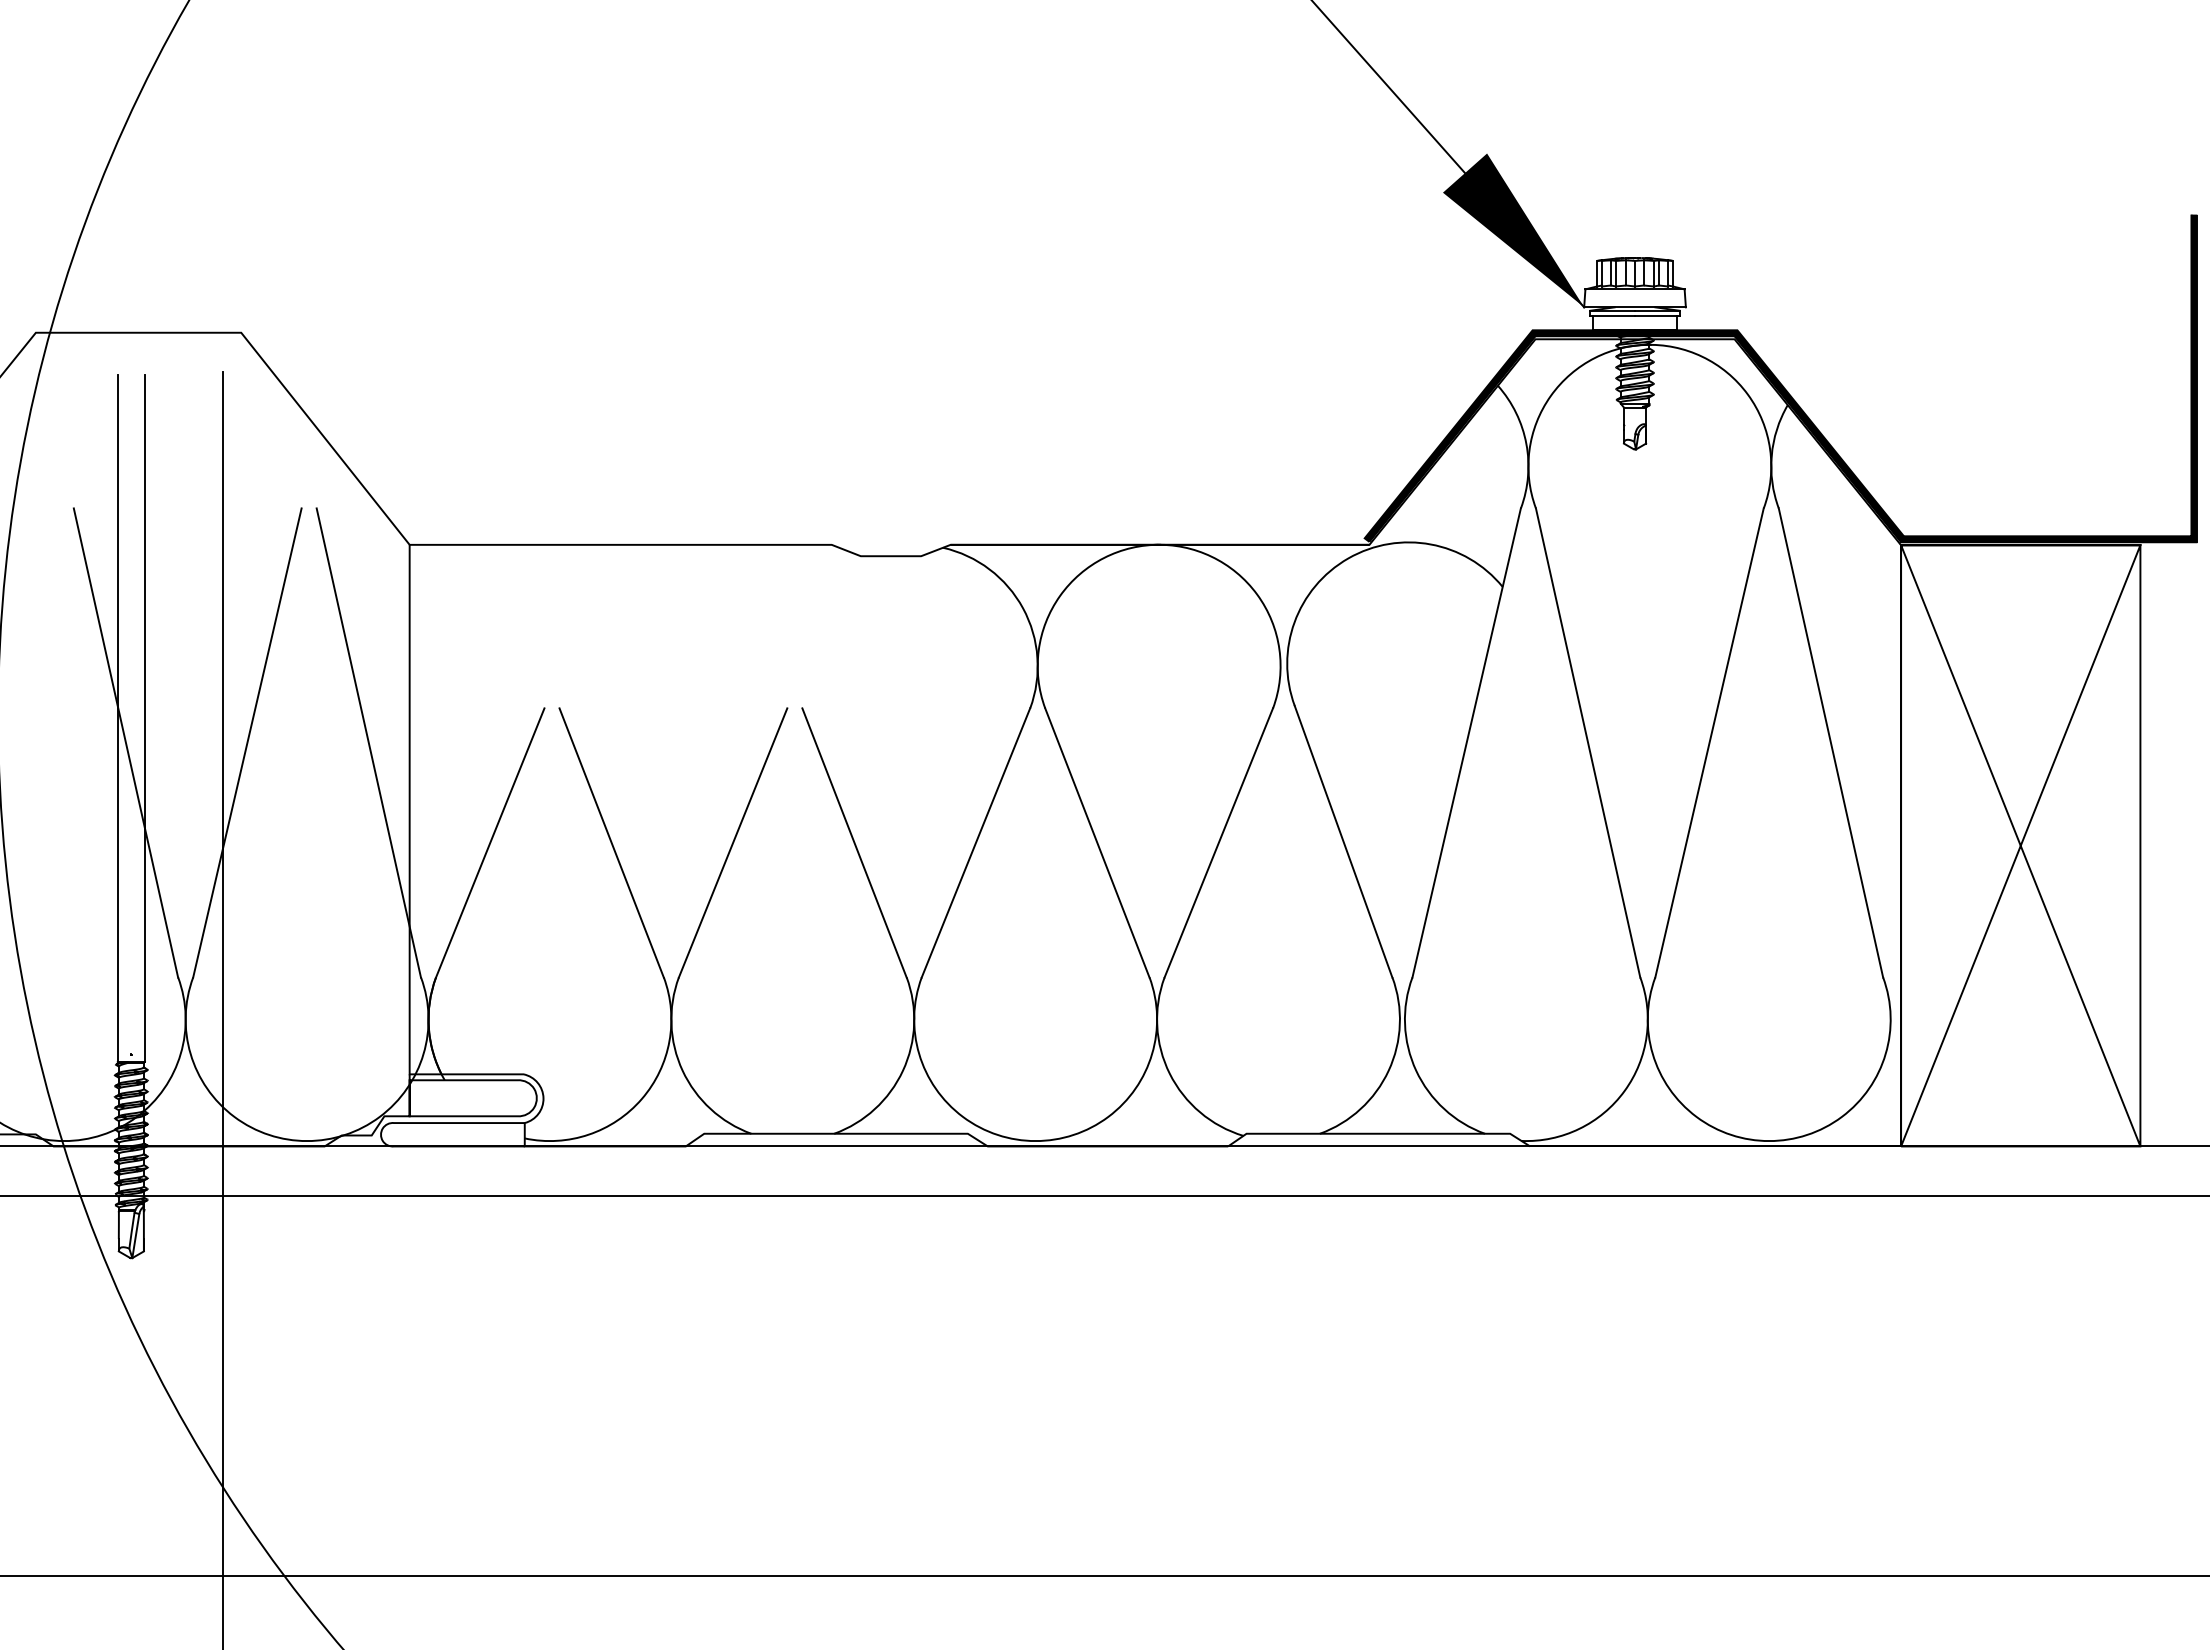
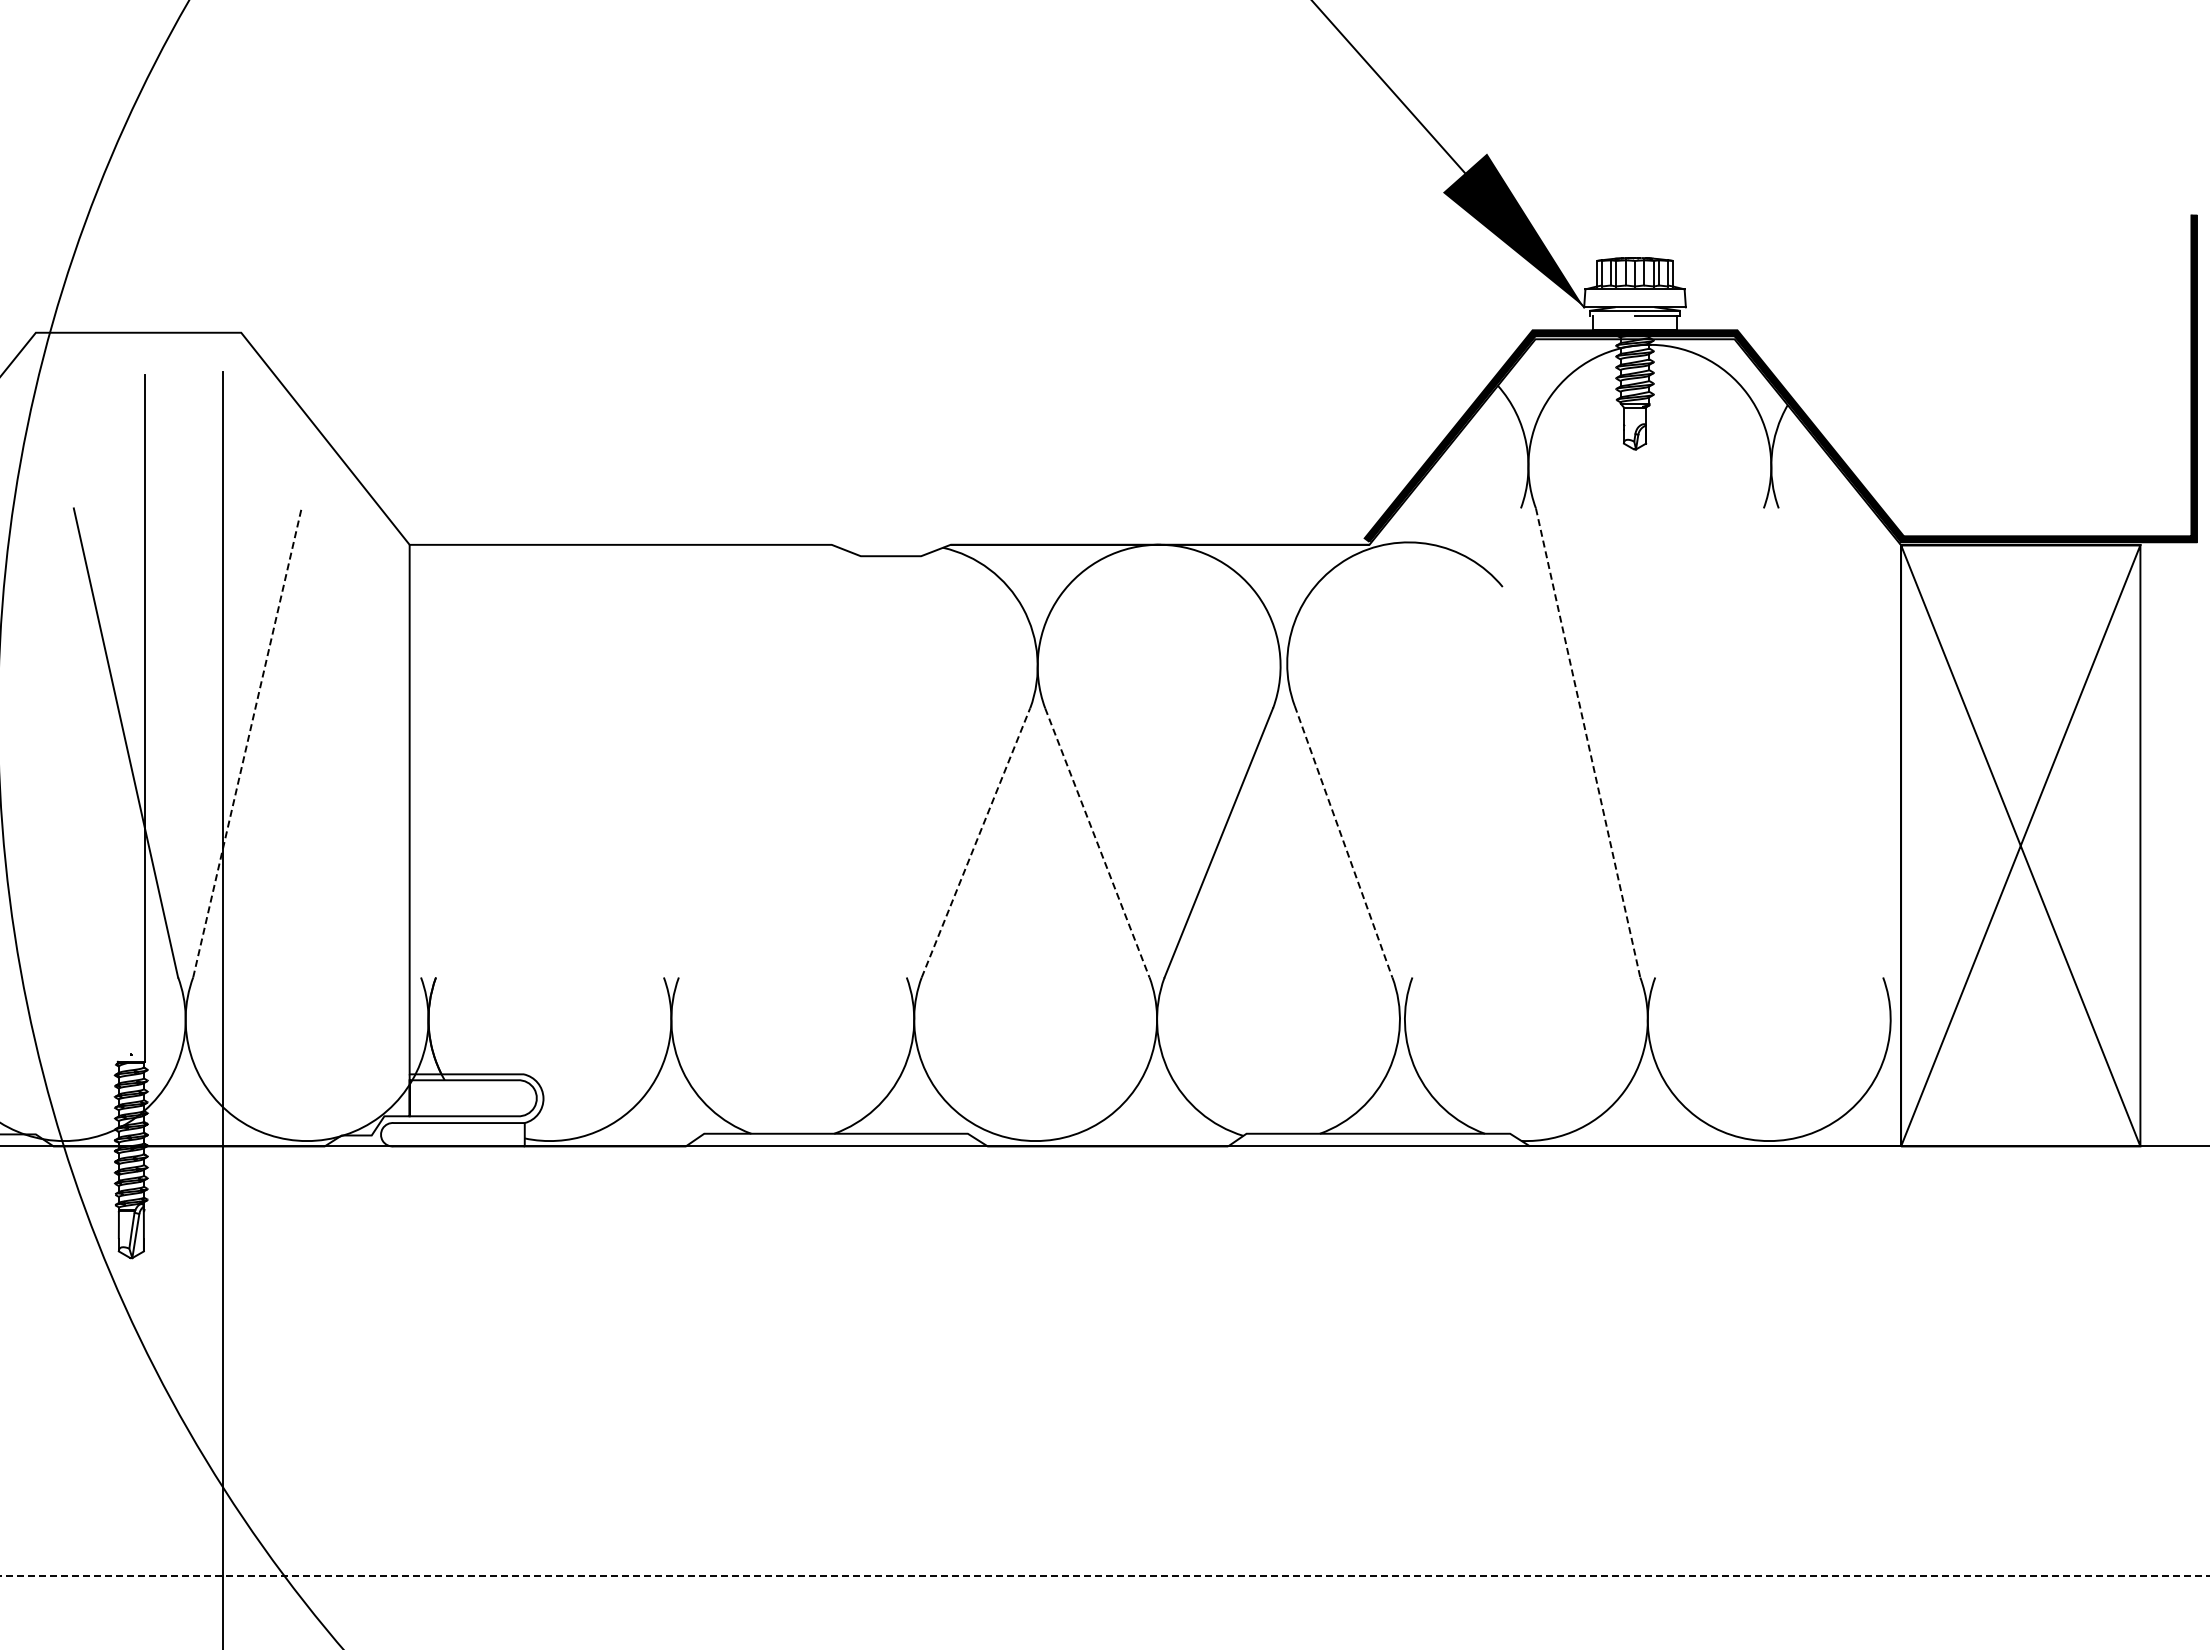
line: present -> none (1612, 315)
line: present -> none (117, 718)
line: solid -> dashed (247, 742)
line: present -> none (368, 742)
line: present -> none (1466, 742)
line: present -> none (1709, 742)
line: present -> none (1830, 742)
line: solid -> dashed (1588, 743)
line: present -> none (490, 842)
line: present -> none (611, 842)
line: present -> none (732, 842)
line: present -> none (854, 842)
line: solid -> dashed (976, 842)
line: solid -> dashed (1343, 842)
line: solid -> dashed (1097, 843)
line: present -> none (1104, 1195)
line: solid -> dashed (1105, 1575)
